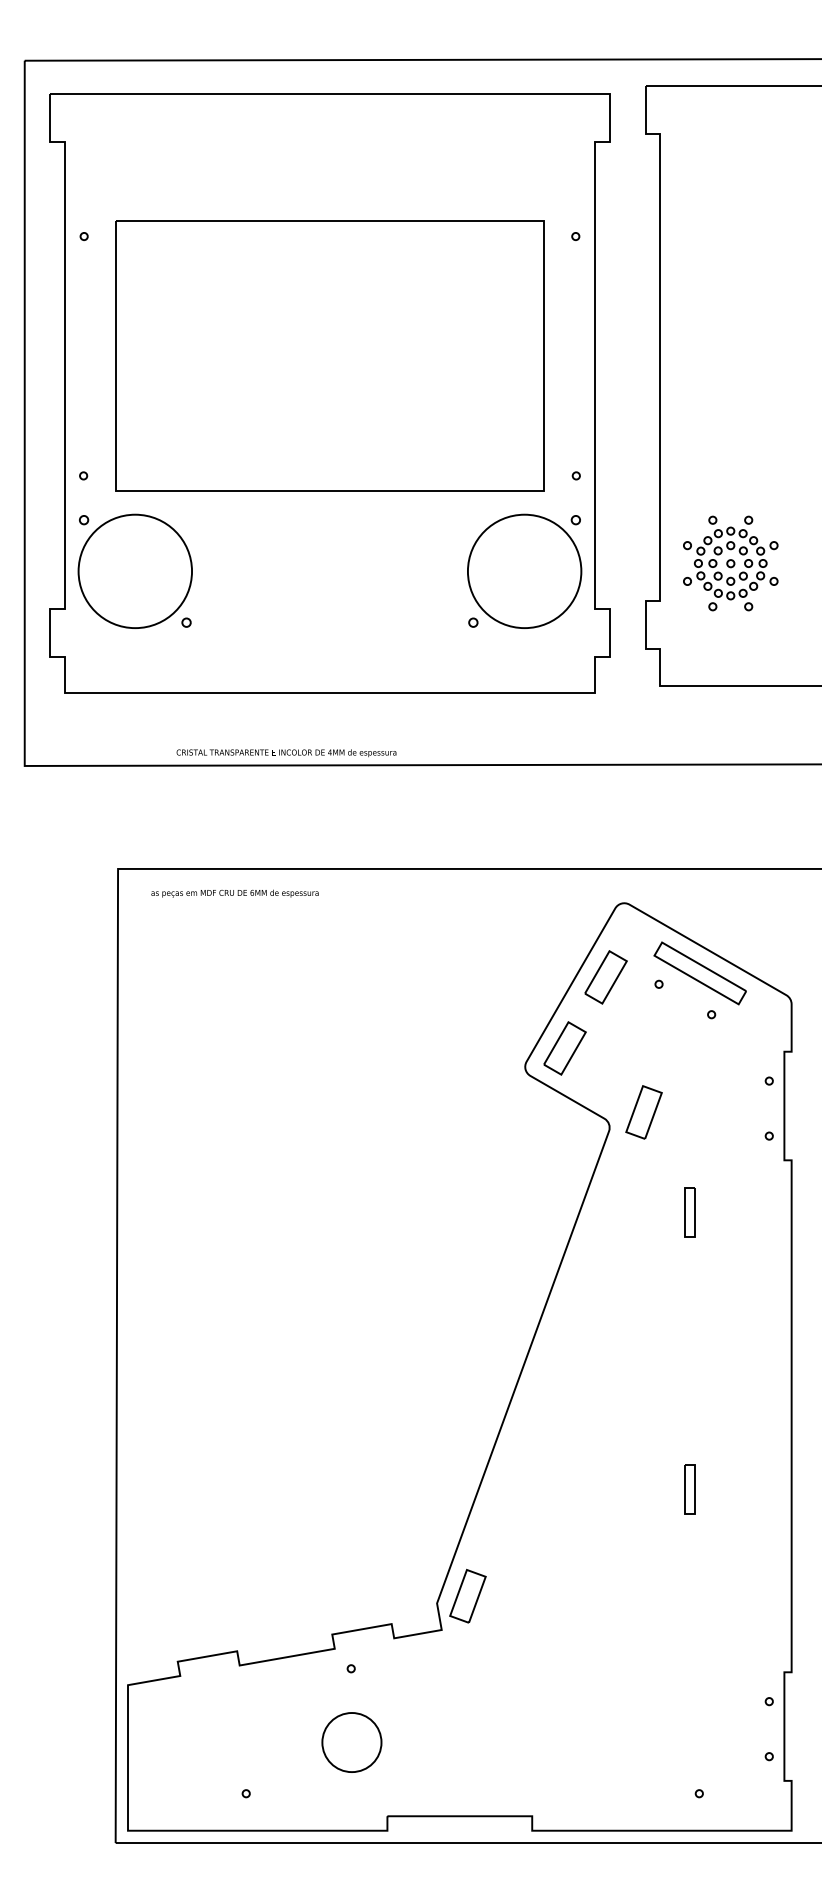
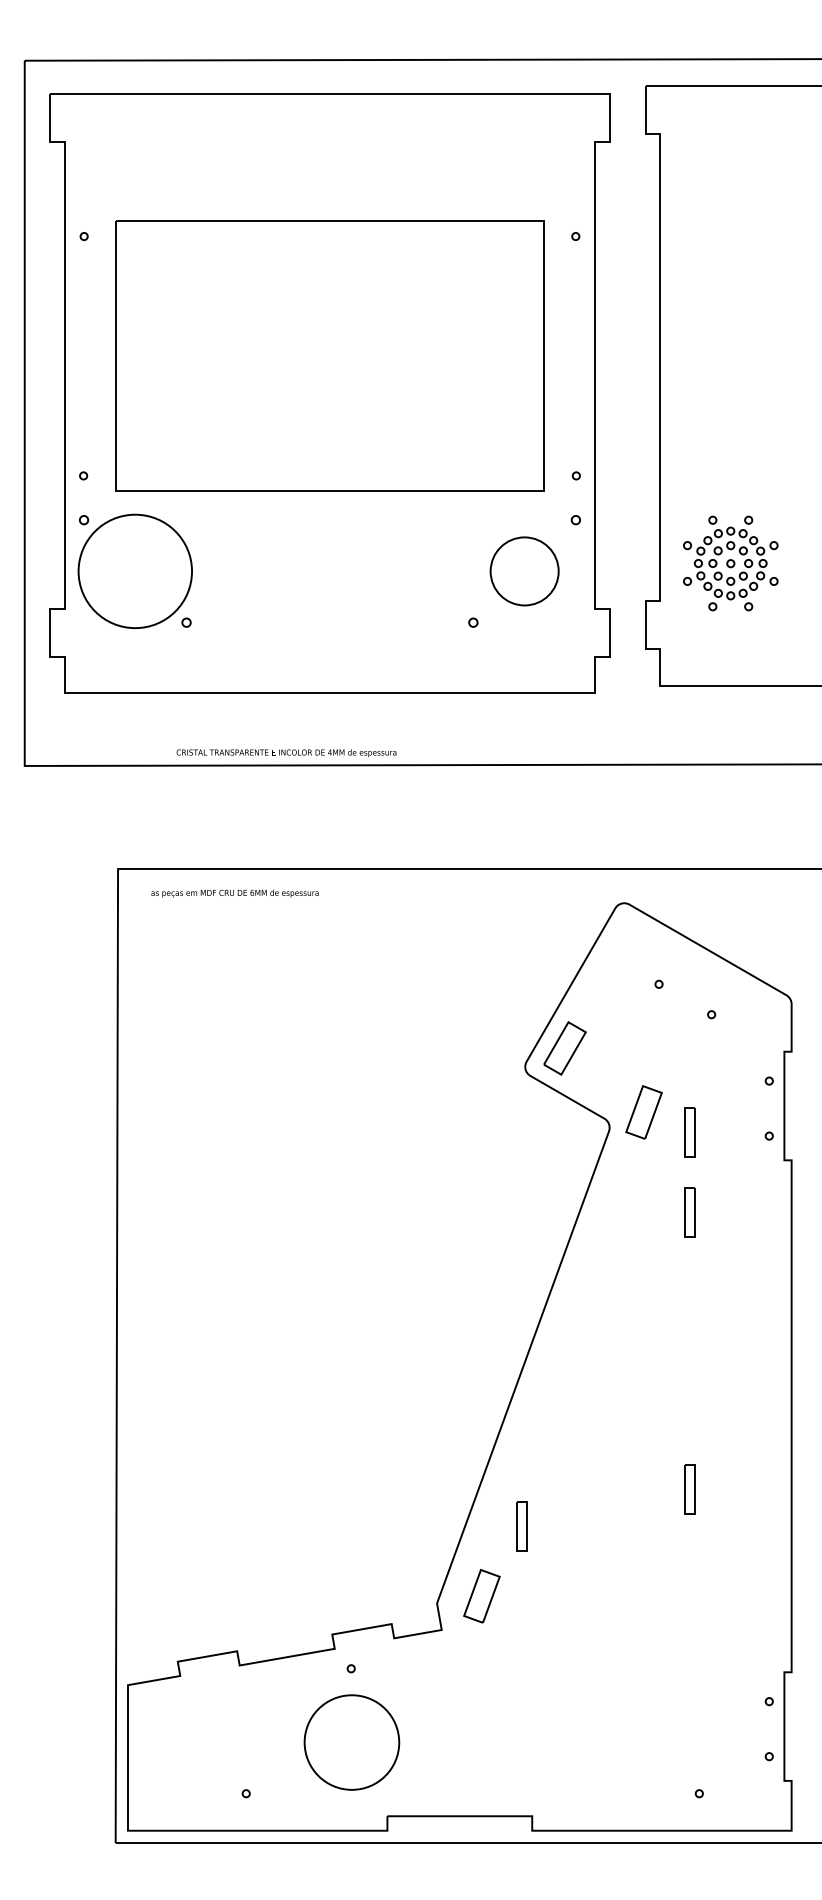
circle diameter: 113 px -> 68 px (524, 571)
part: present -> none (699, 973)
part: present -> none (605, 977)
part: none -> present (689, 1132)
part: none -> present (521, 1526)
part position: (467, 1595) -> (481, 1595) (481, 1595)
circle diameter: 59 px -> 95 px (351, 1742)
